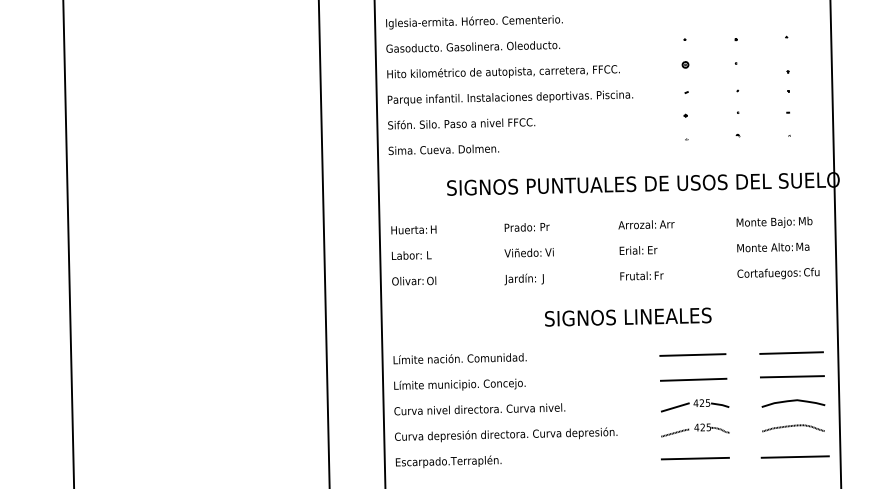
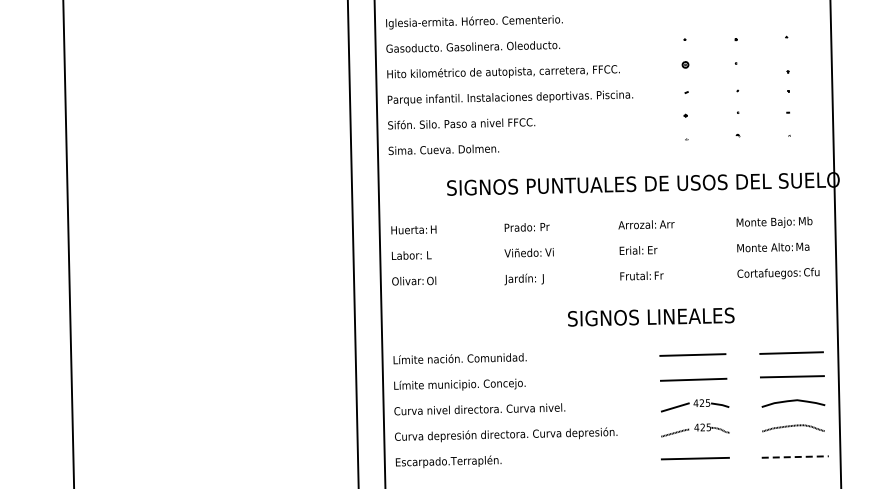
line position: (323, 243) -> (352, 243) (352, 243)
text position: (628, 316) -> (651, 316) (651, 316)
line: solid -> dashed (795, 457)
